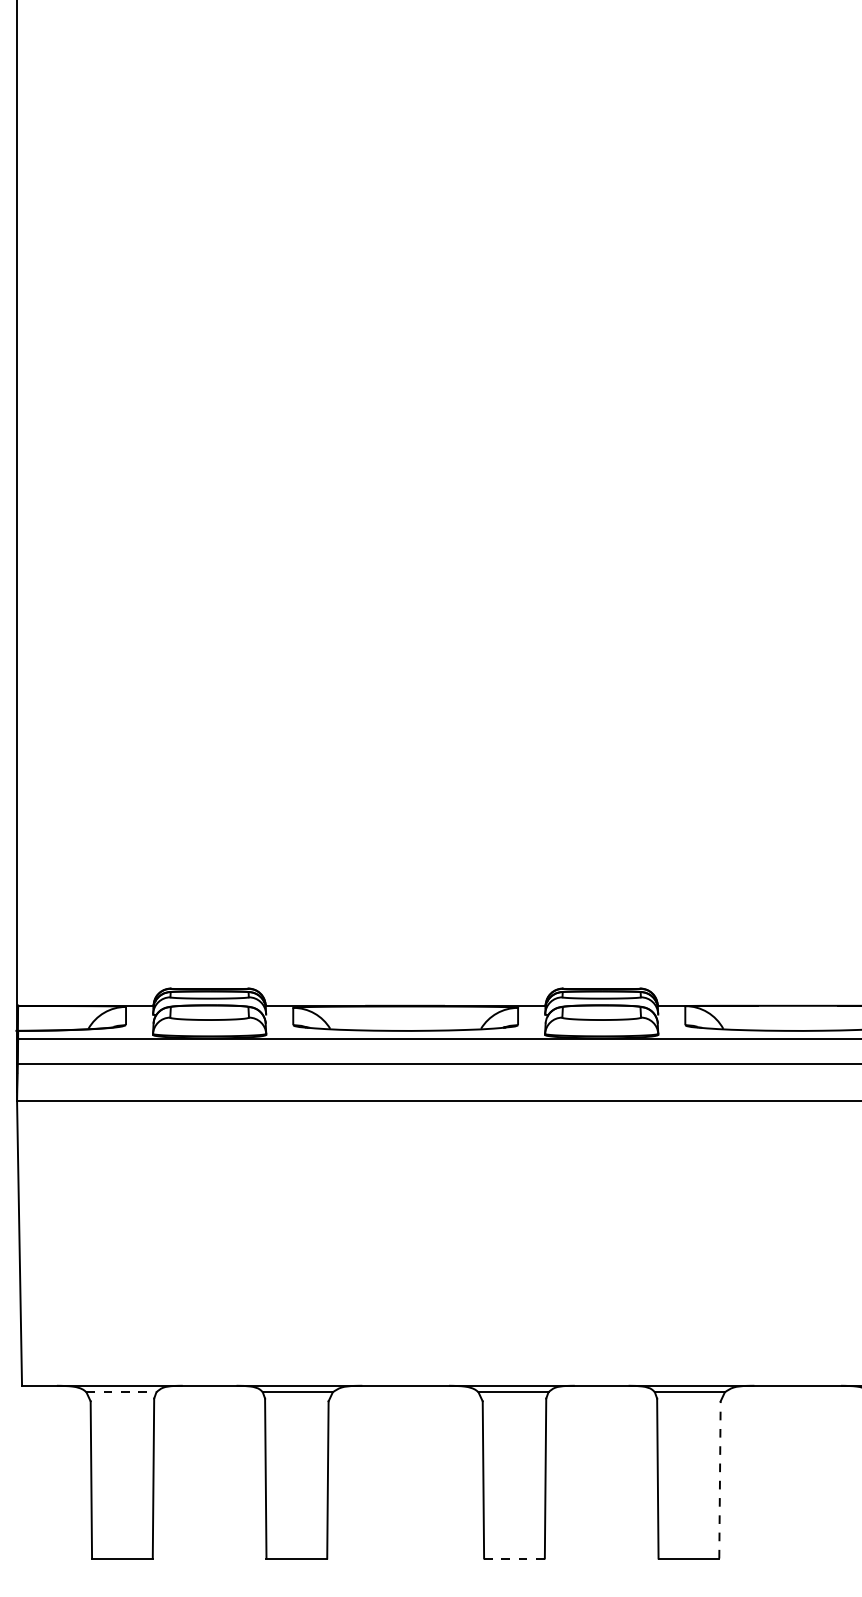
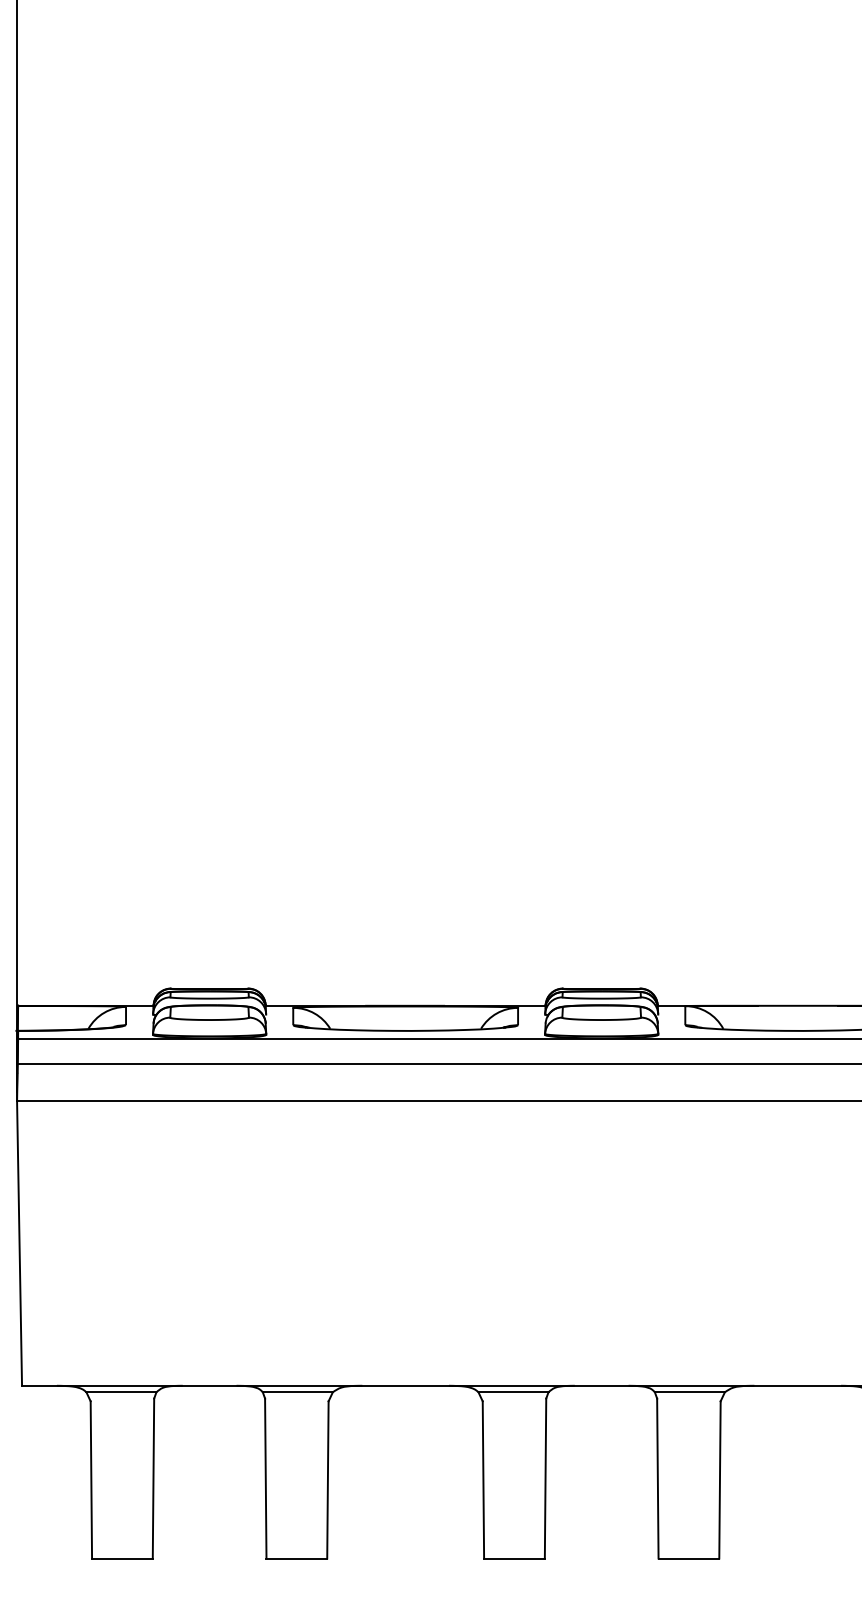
line: dashed -> solid (121, 1392)
line: dashed -> solid (719, 1479)
line: dashed -> solid (514, 1558)
